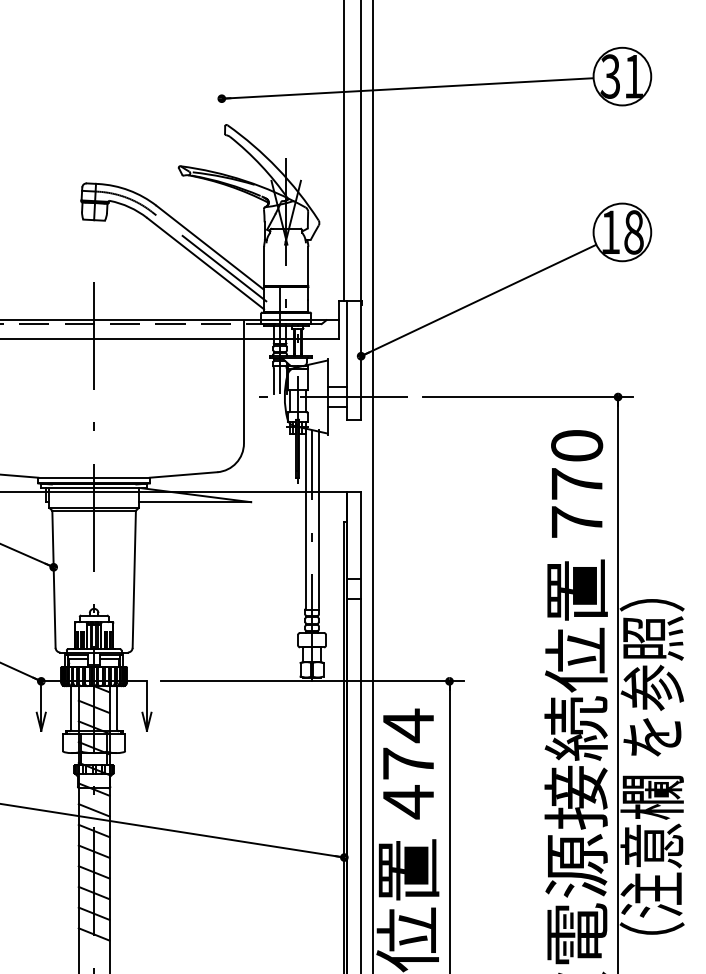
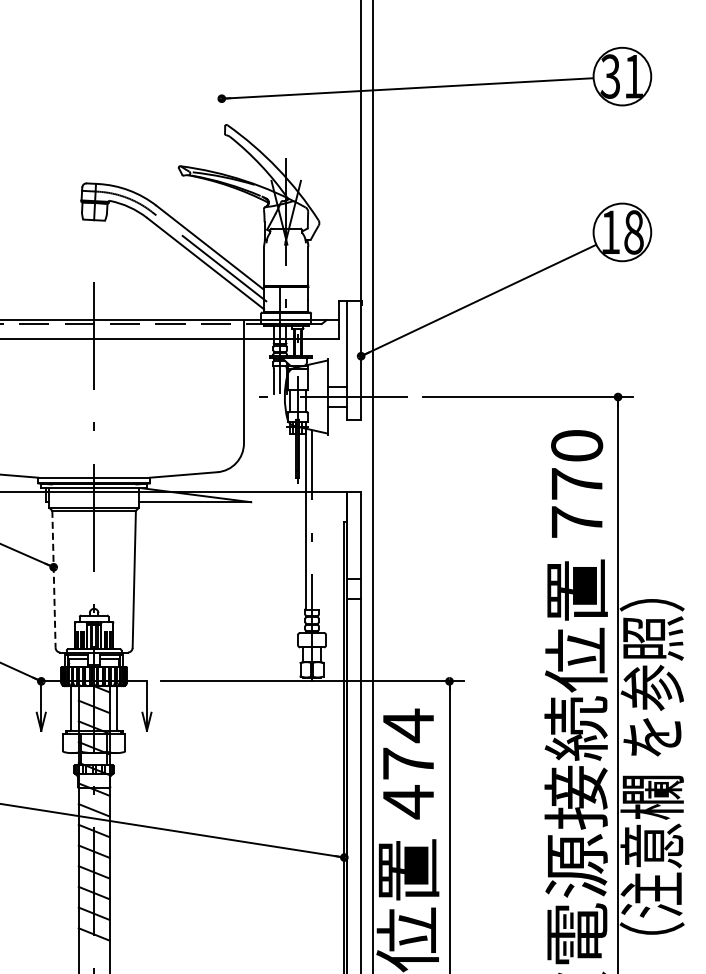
line: present -> none (343, 151)
line: present -> none (318, 519)
line: solid -> dashed (53, 579)
